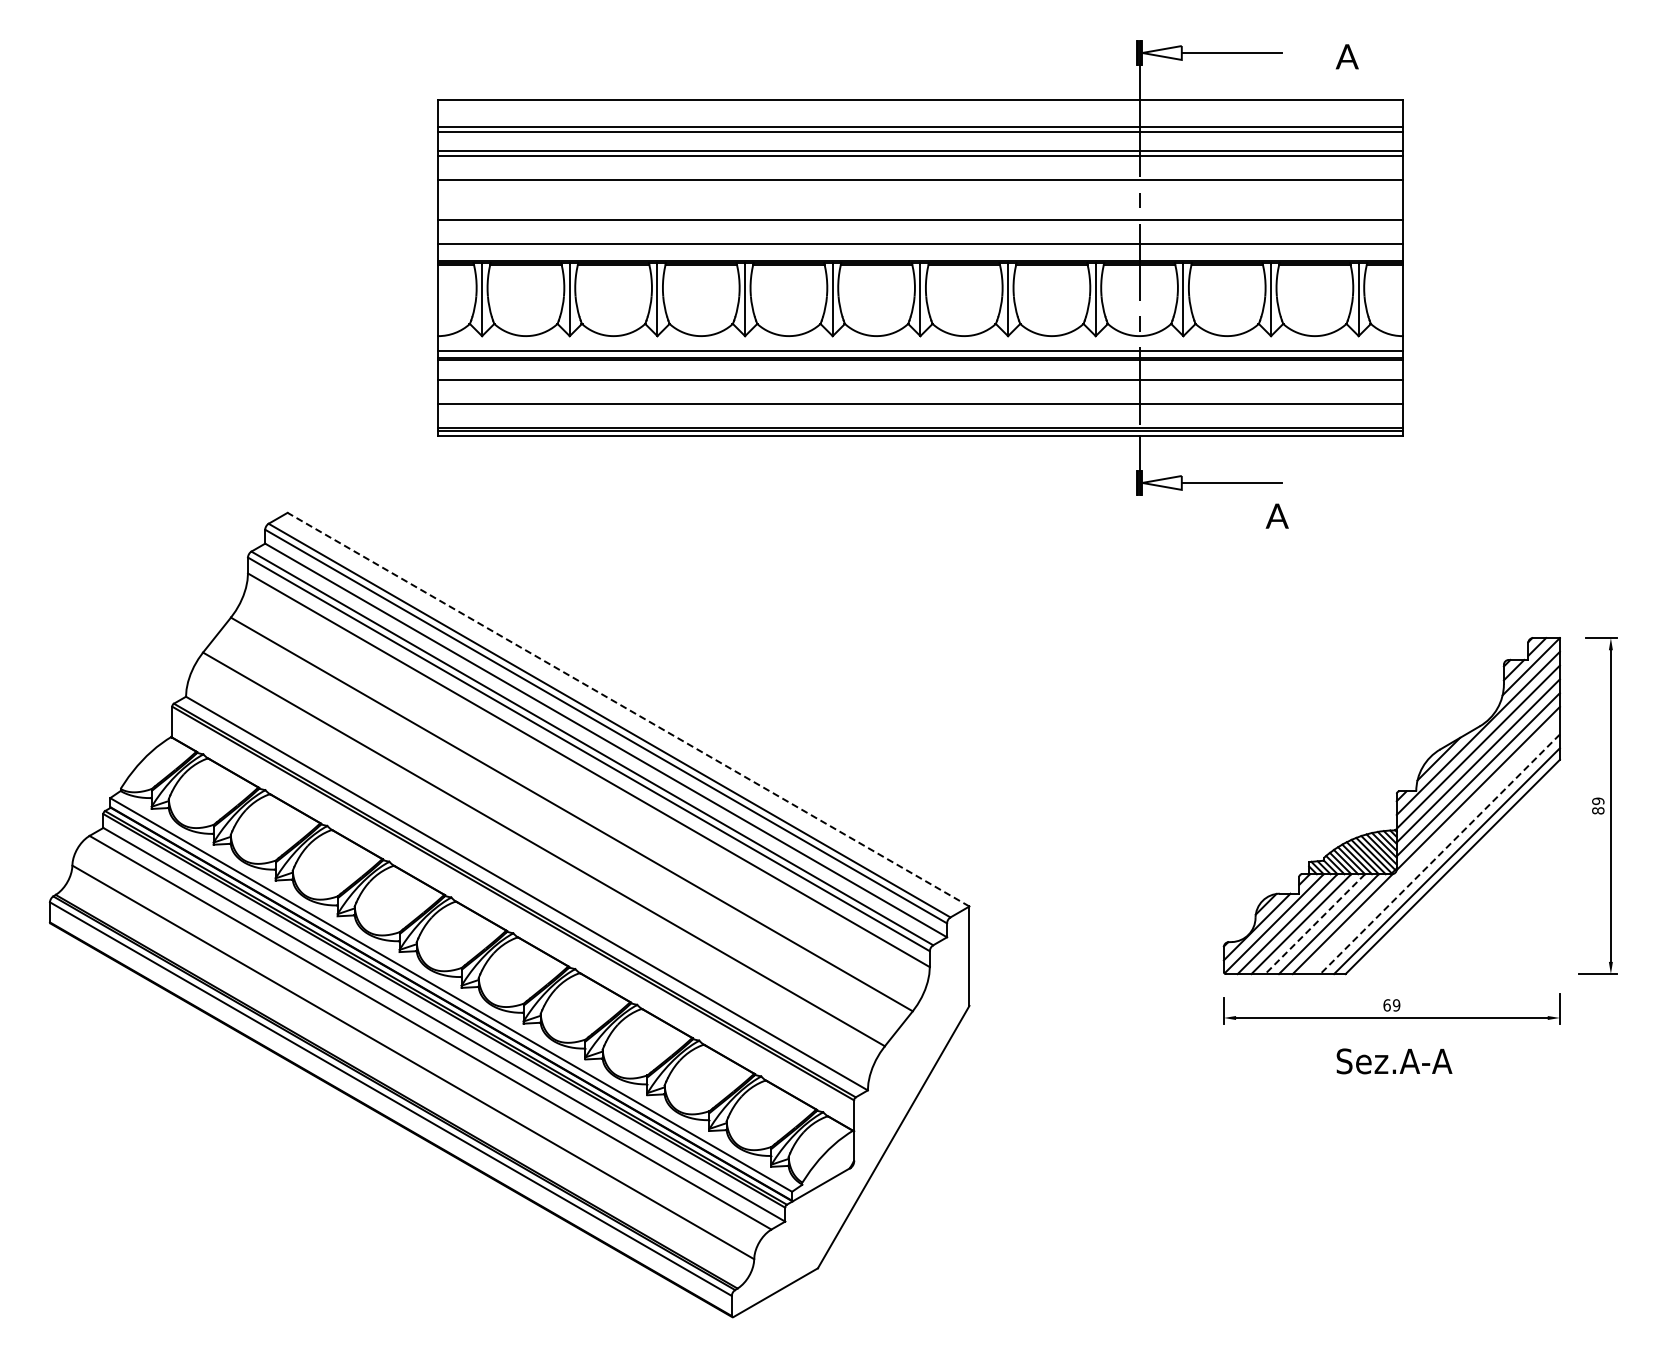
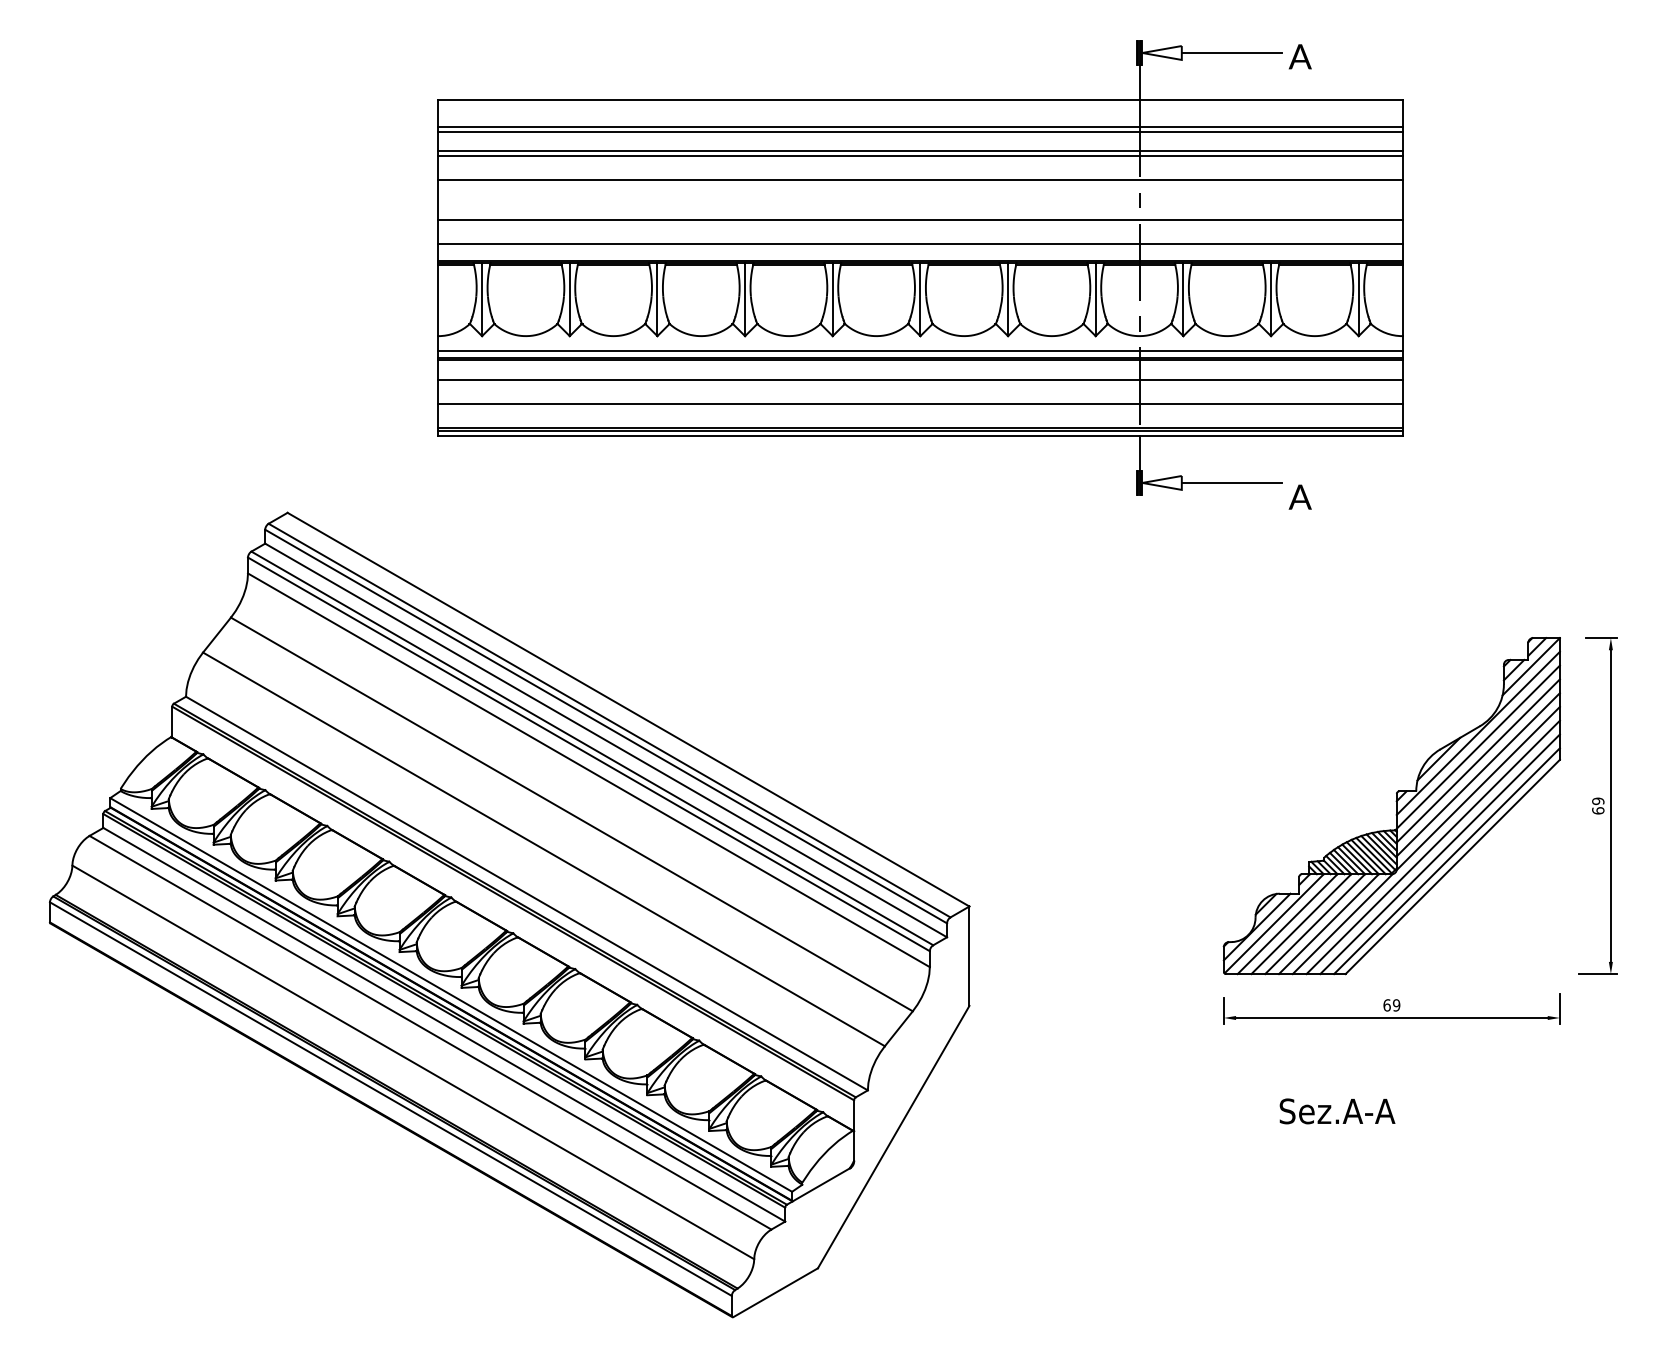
text position: (1346, 56) -> (1299, 56) (1299, 56)
text position: (1276, 515) -> (1299, 496) (1299, 496)
line: dashed -> solid (628, 709)
text: 89 -> 69 (1598, 810)
line: none -> present (1432, 847)
line: dashed -> solid (1439, 854)
line: dashed -> solid (1315, 924)
text position: (1394, 1061) -> (1337, 1111) (1337, 1111)
